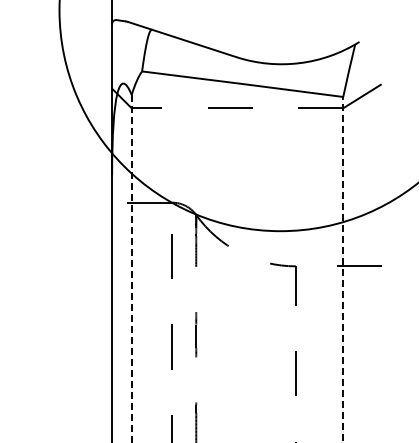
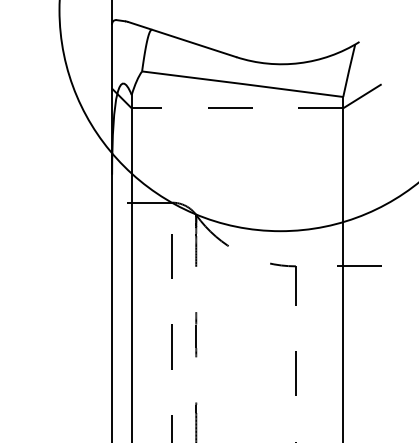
line: dashed -> solid (131, 269)
line: dashed -> solid (343, 269)
